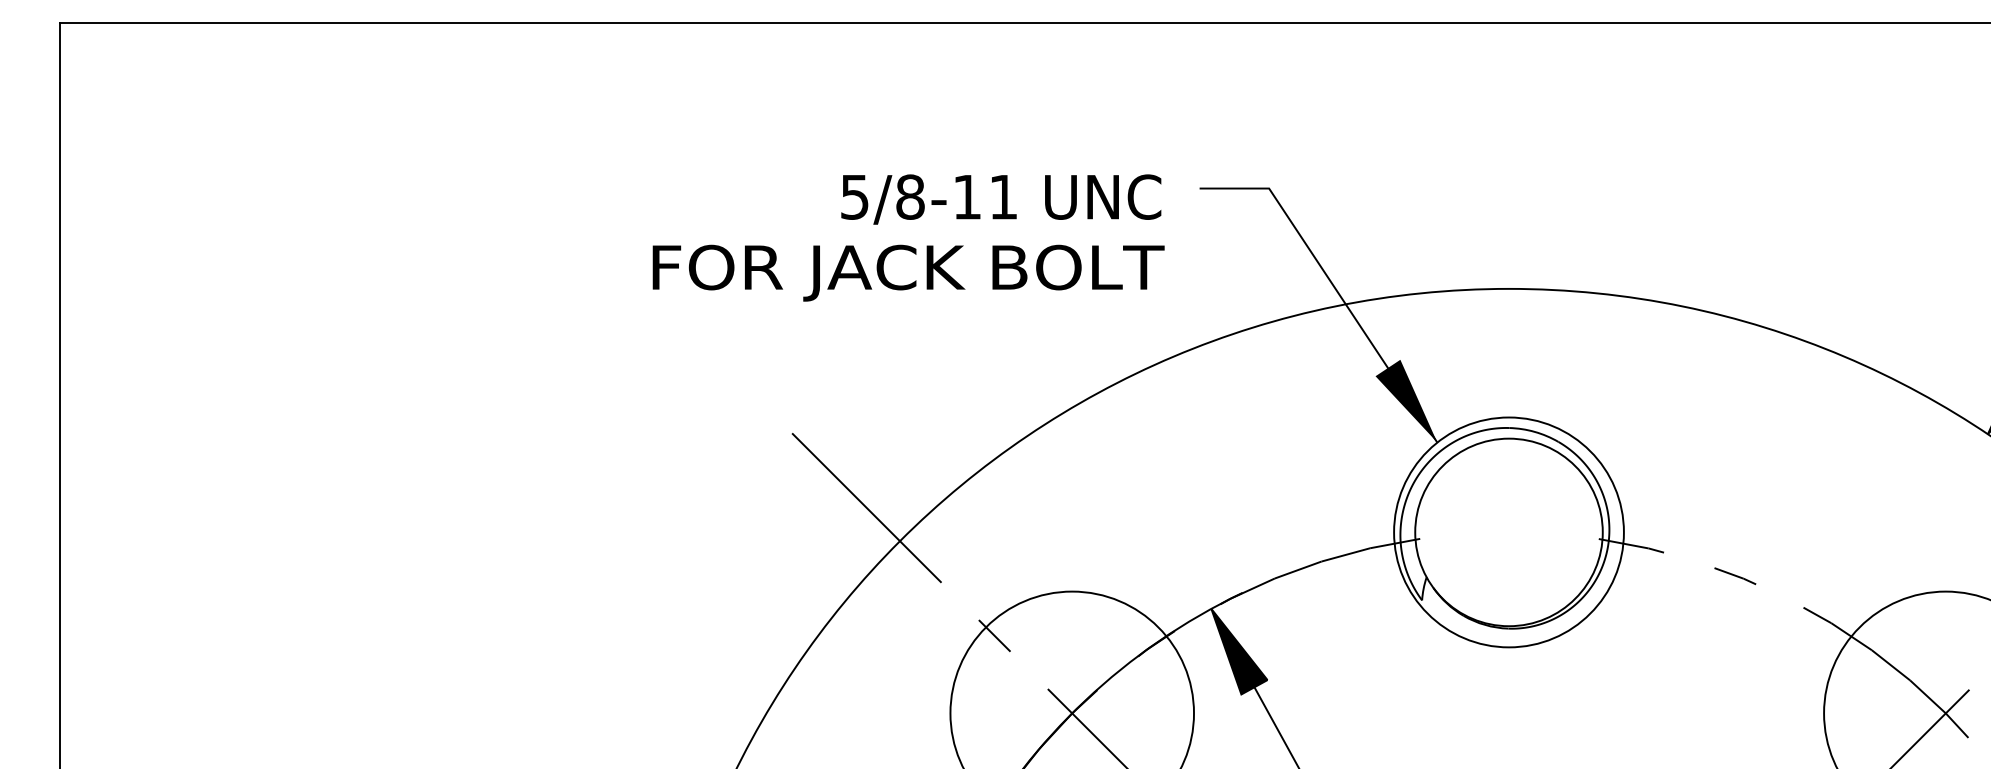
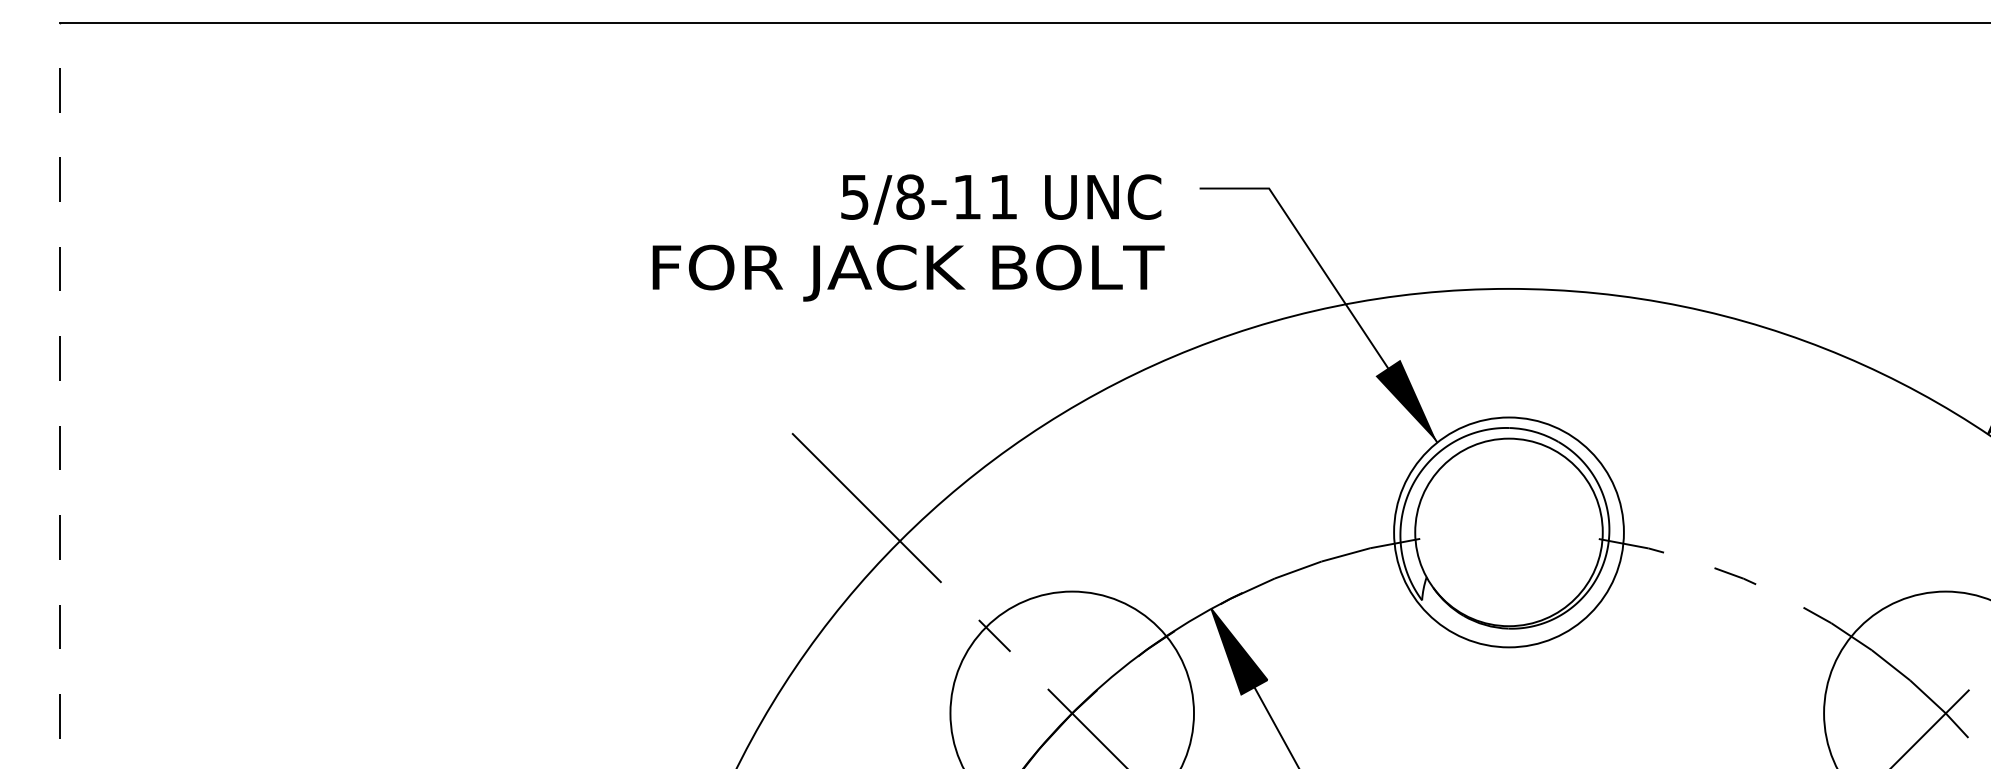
line: solid -> dashed (59, 395)
